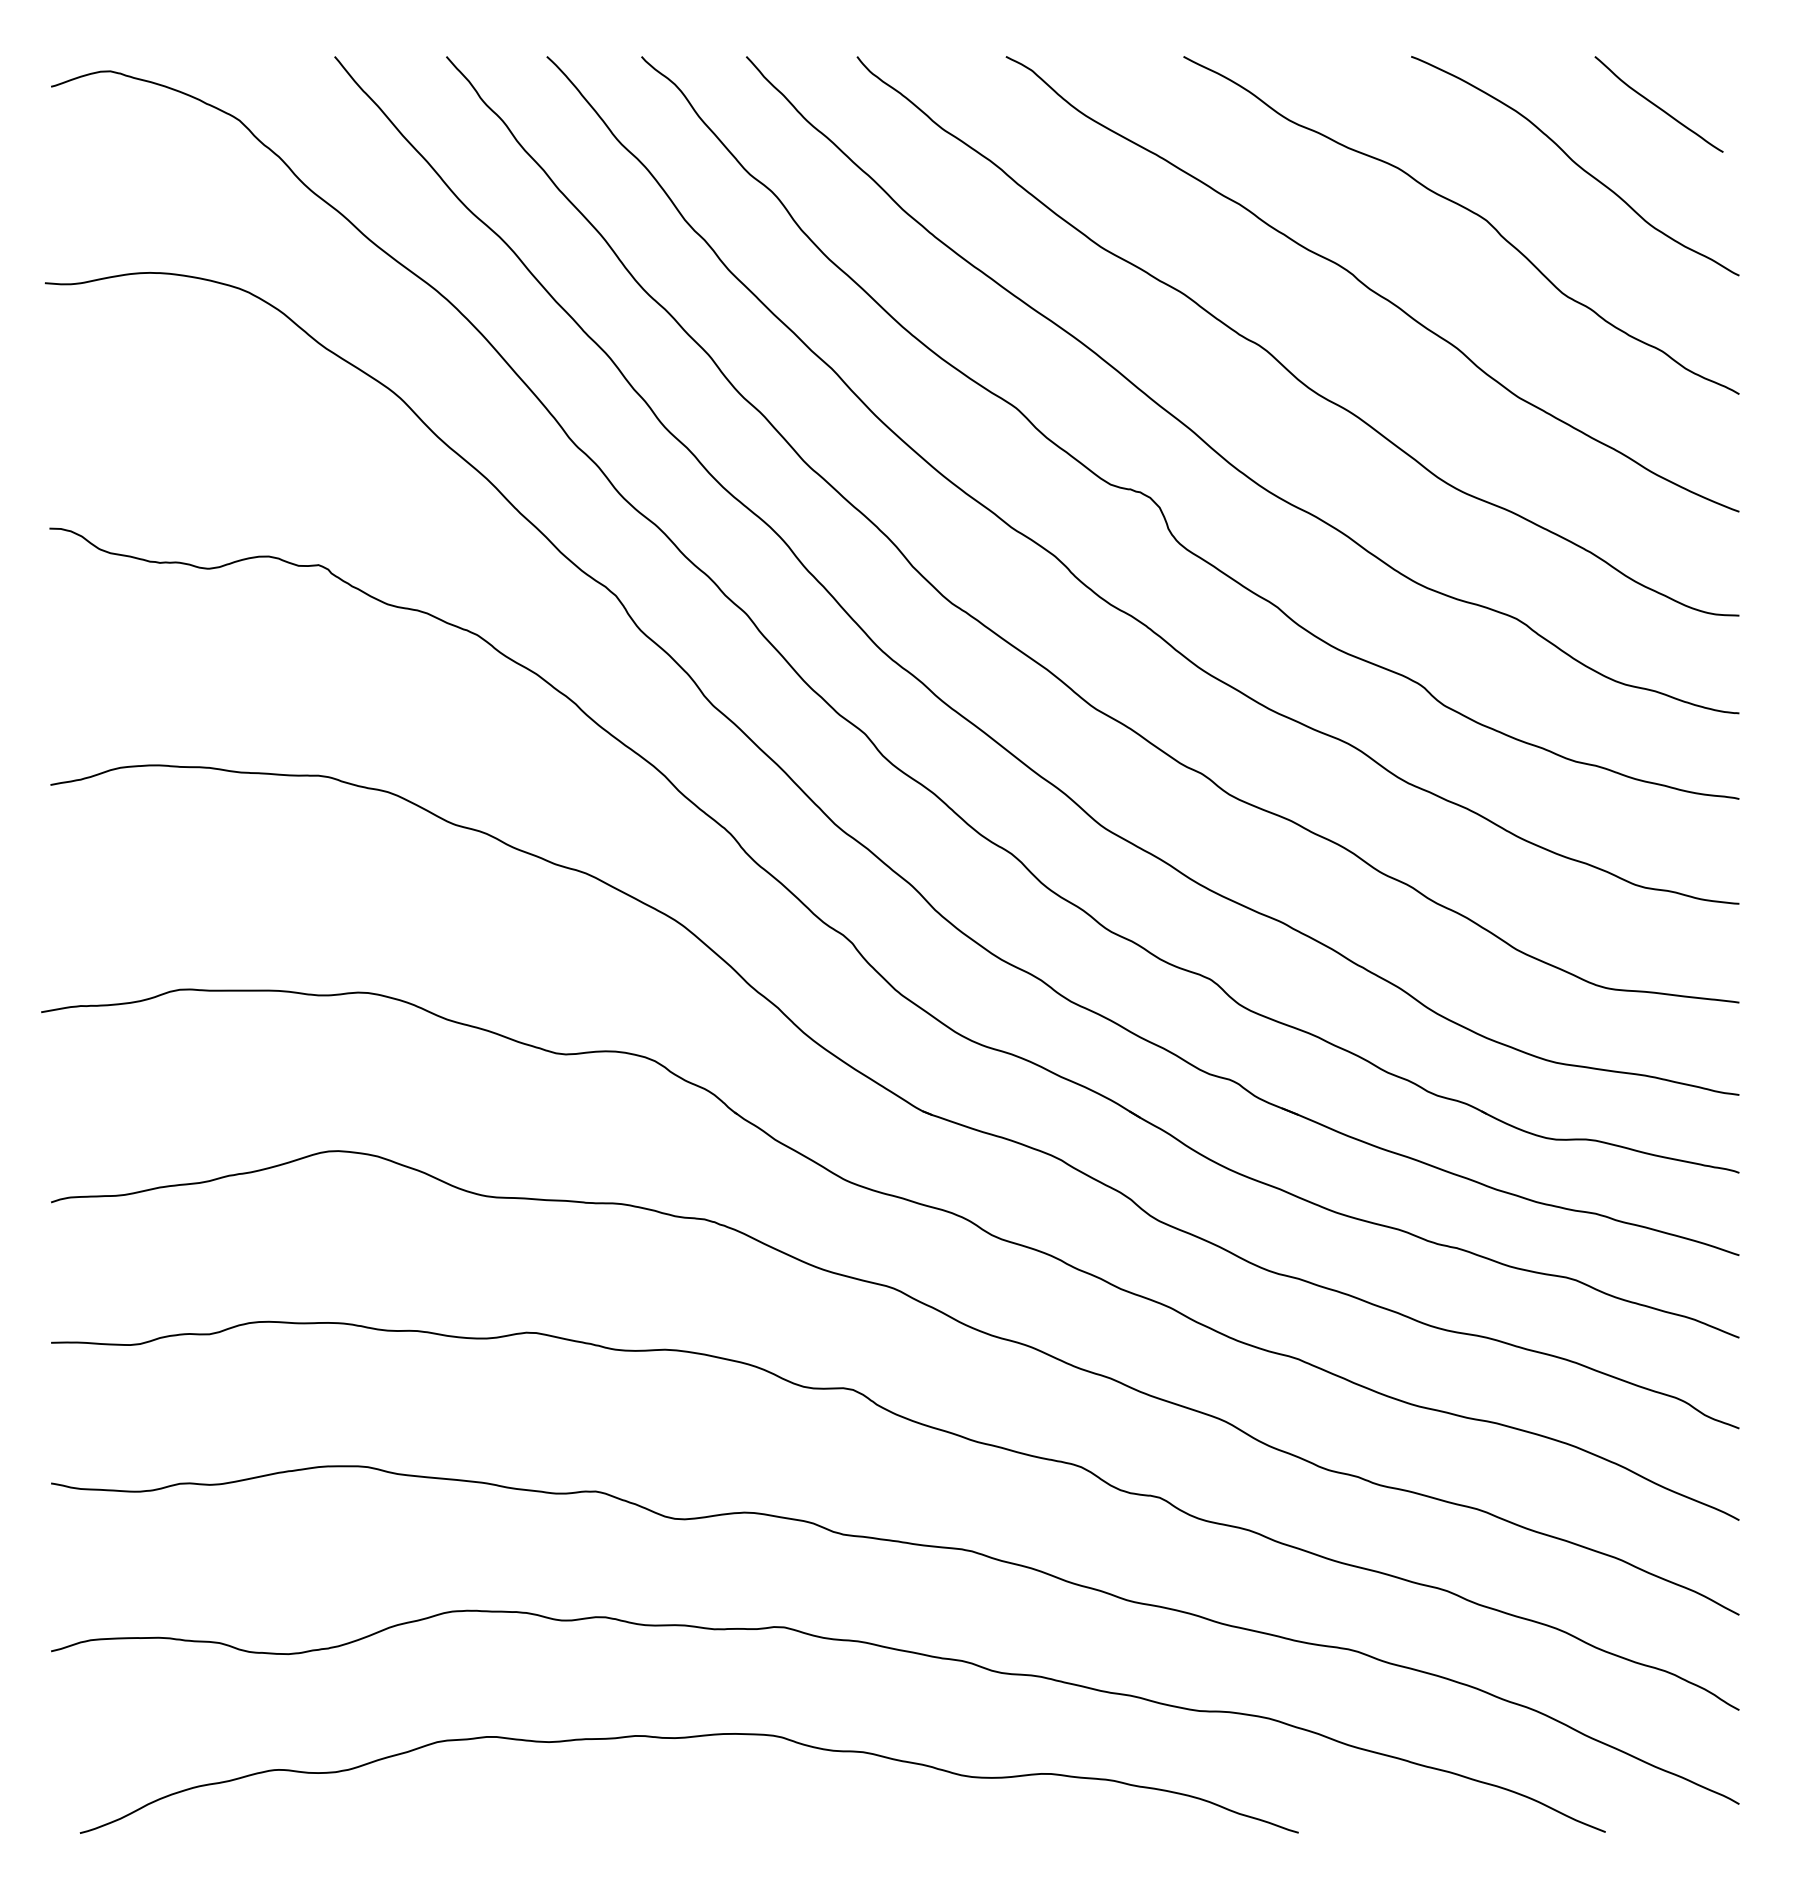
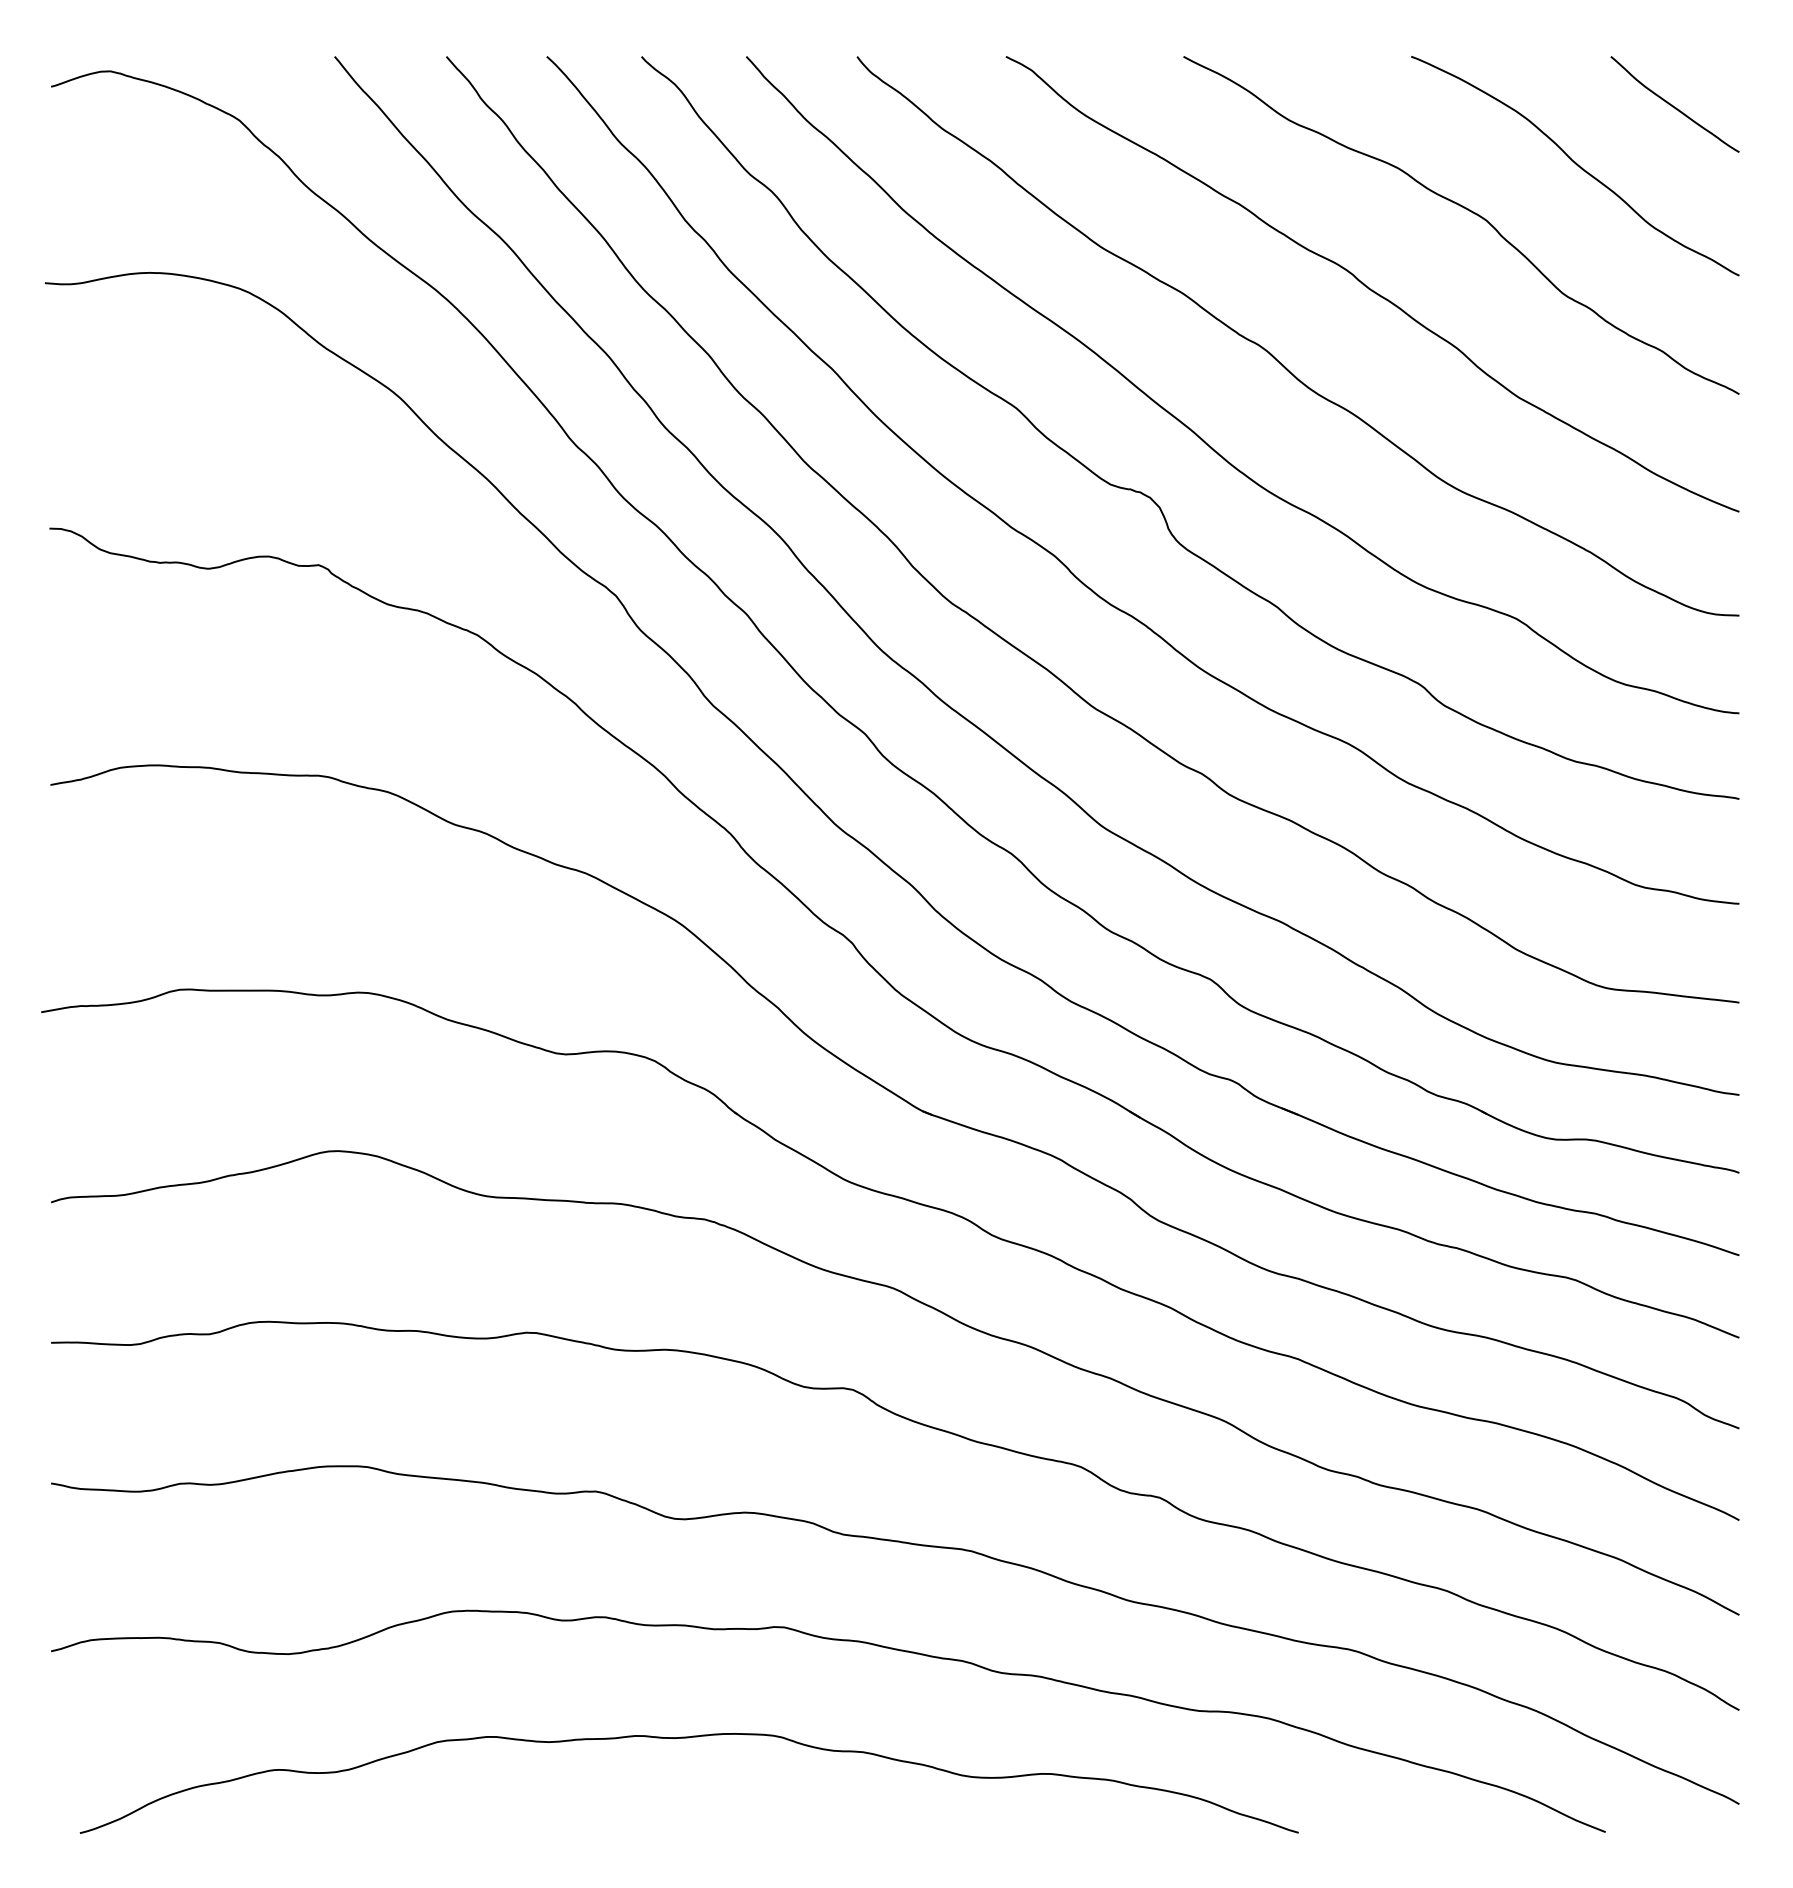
curve position: (1657, 105) -> (1673, 105) (1673, 105)
